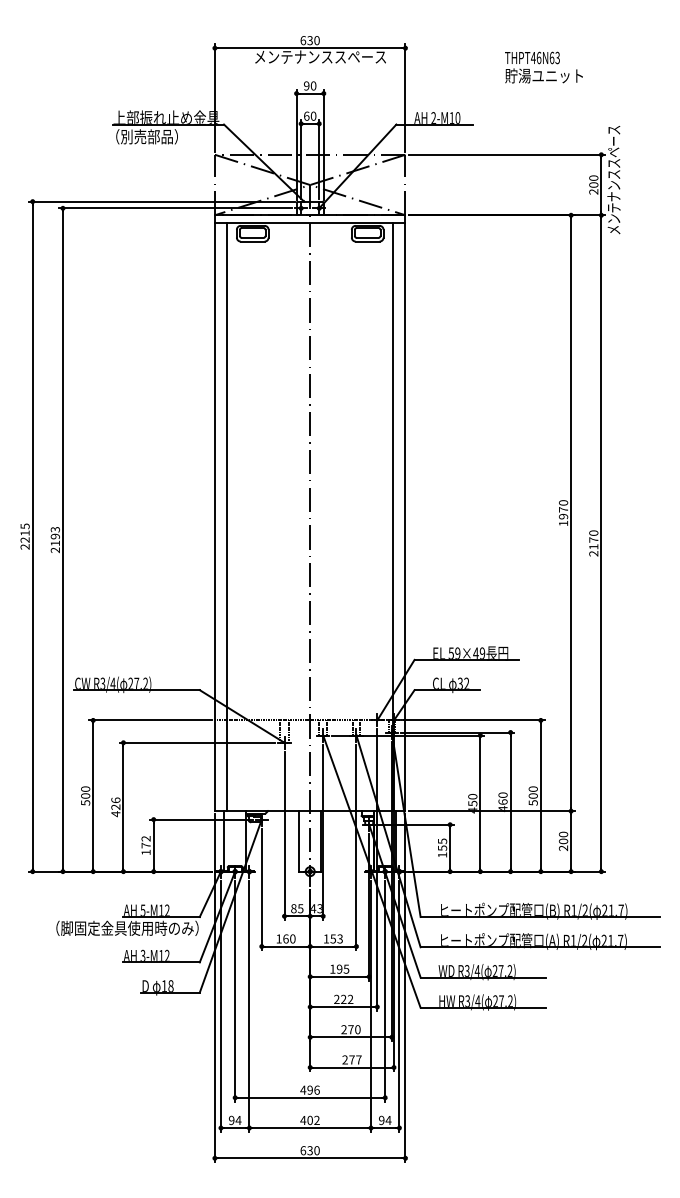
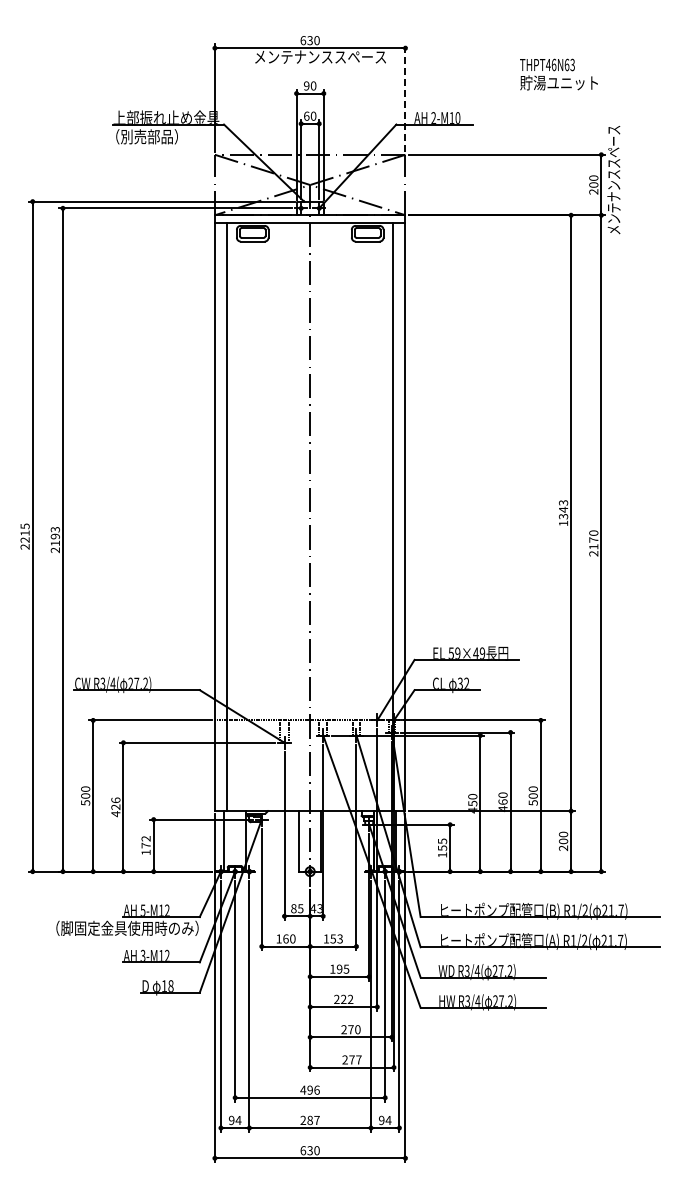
text position: (543, 67) -> (558, 74) (558, 74)
line: solid -> dashed (405, 98)
text: 1970 -> 1343 (563, 509)
text: 402 -> 287 (309, 1119)
